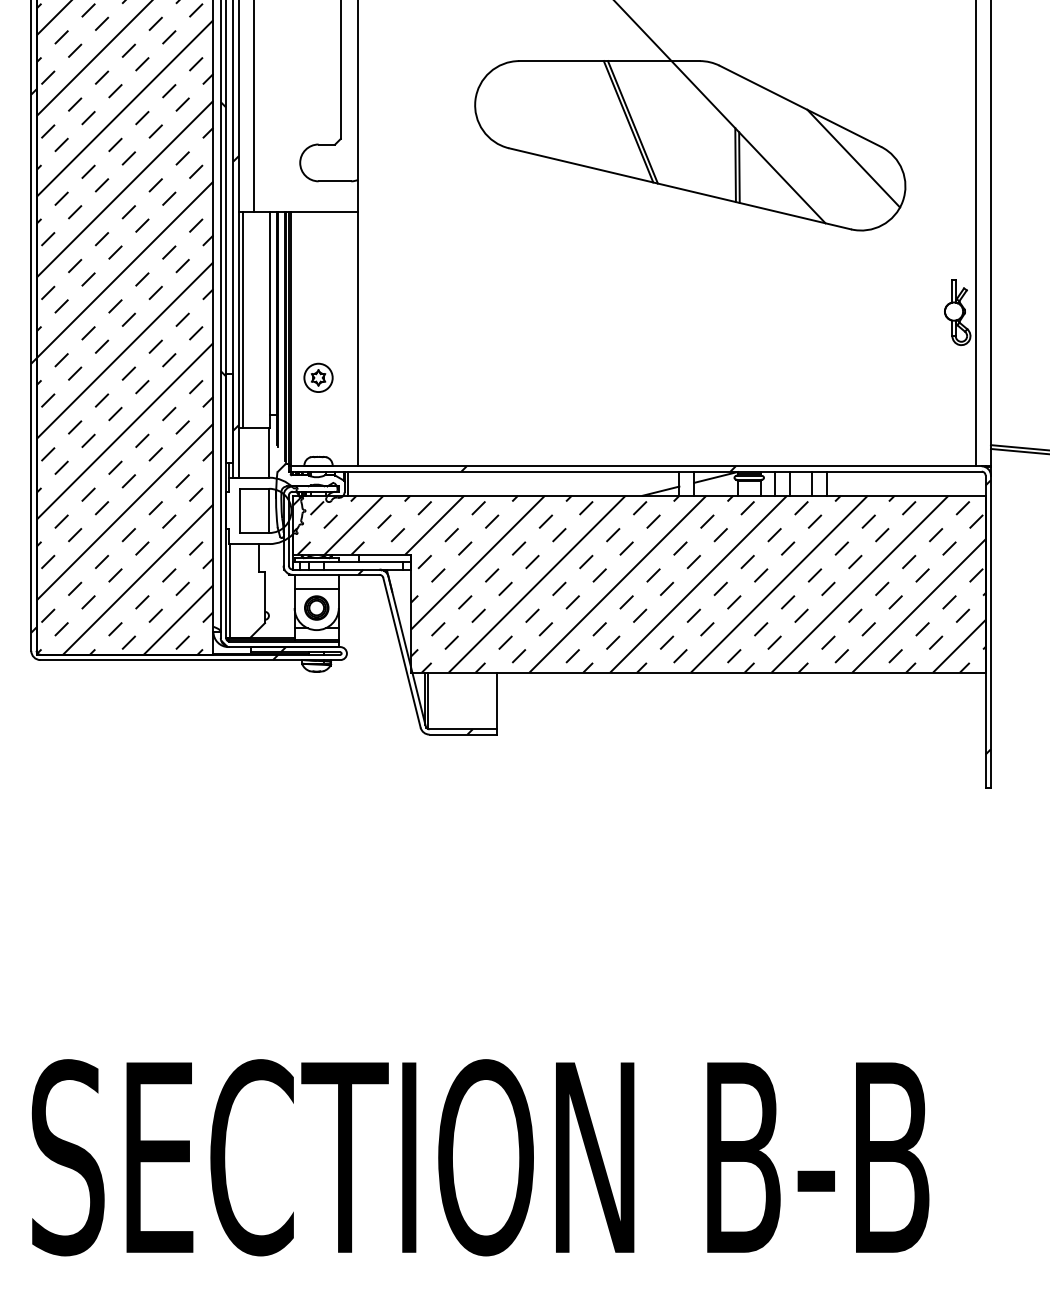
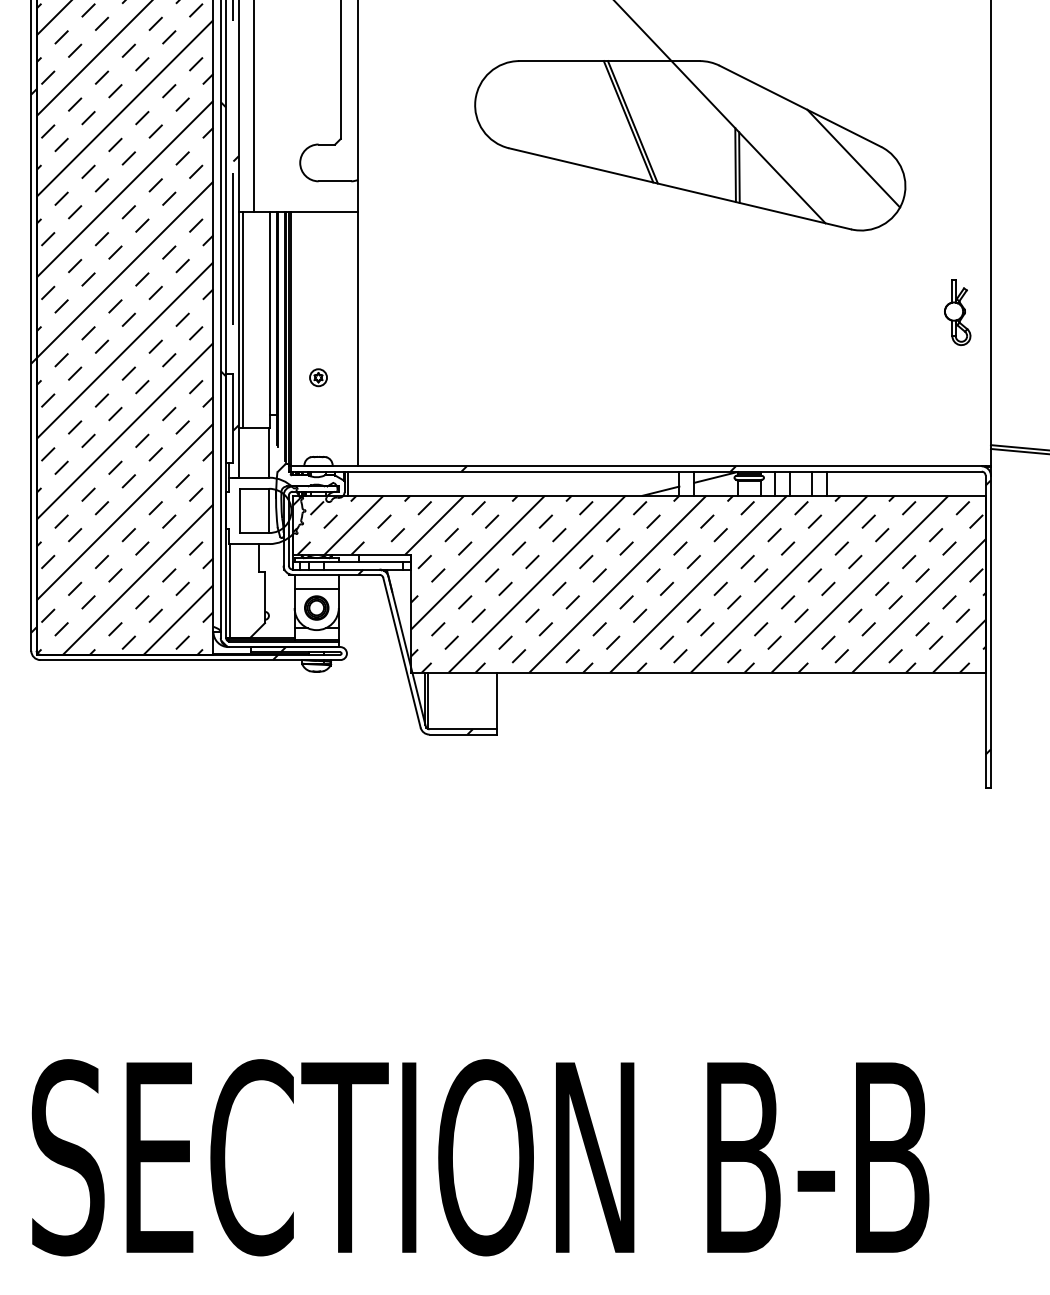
line: present -> none (975, 234)
line: solid -> dashed (233, 238)
part size: 31x31 px -> 19x20 px (318, 377)
